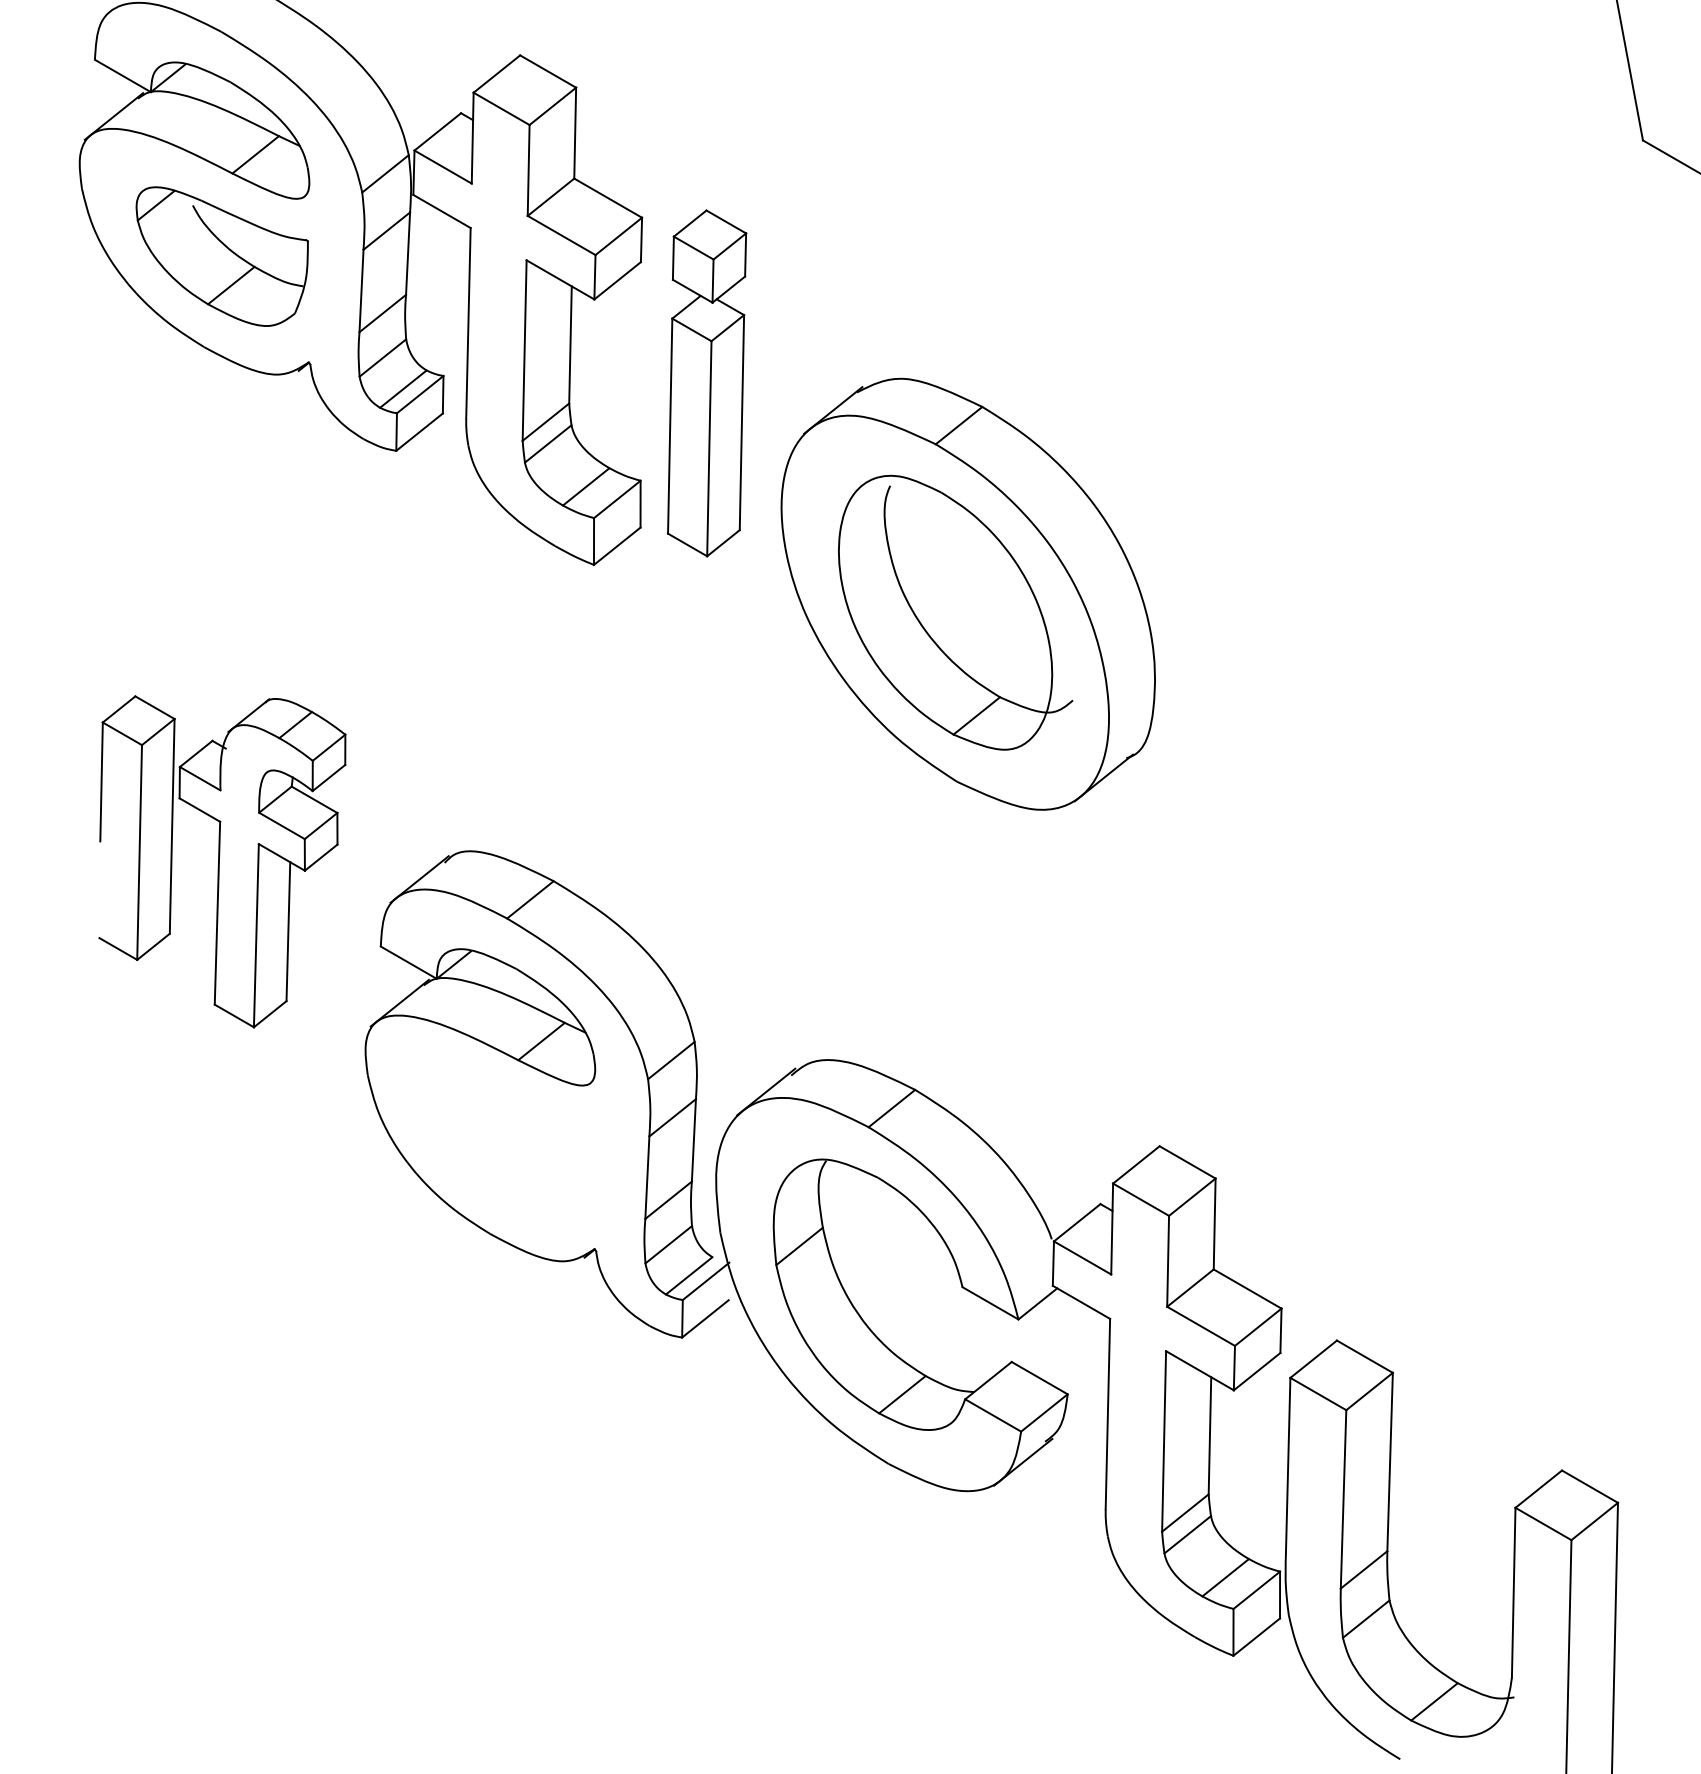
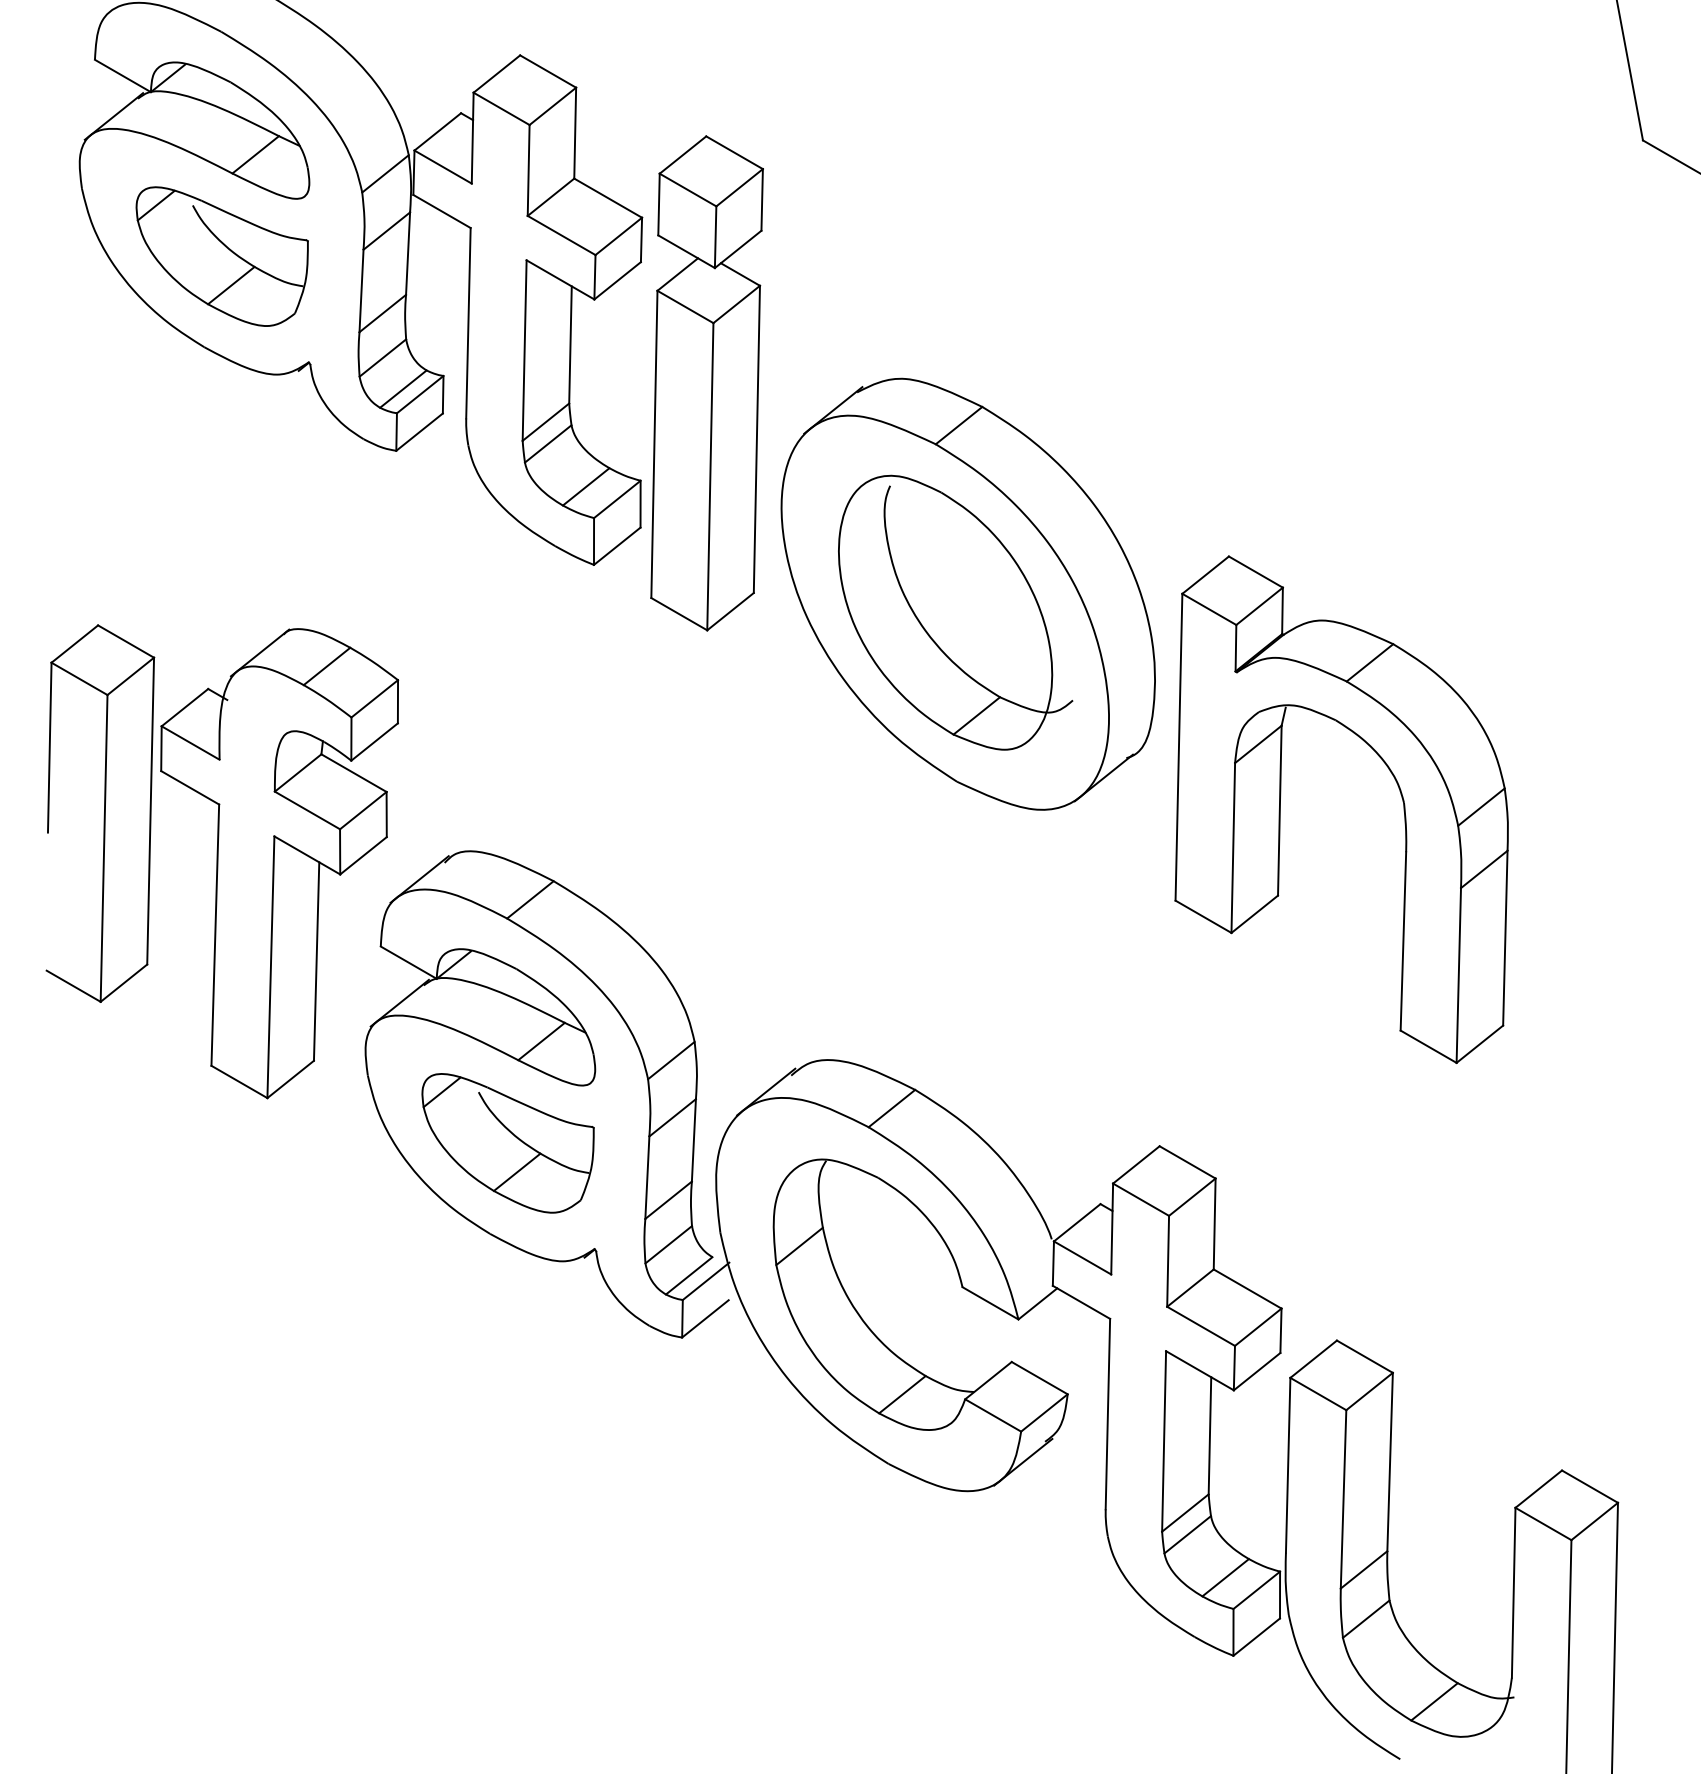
part size: 81x349 px -> 114x497 px (706, 383)
part: none -> present (1399, 791)
part size: 249x334 px -> 355x476 px (222, 861)
part: none -> present (507, 1143)
